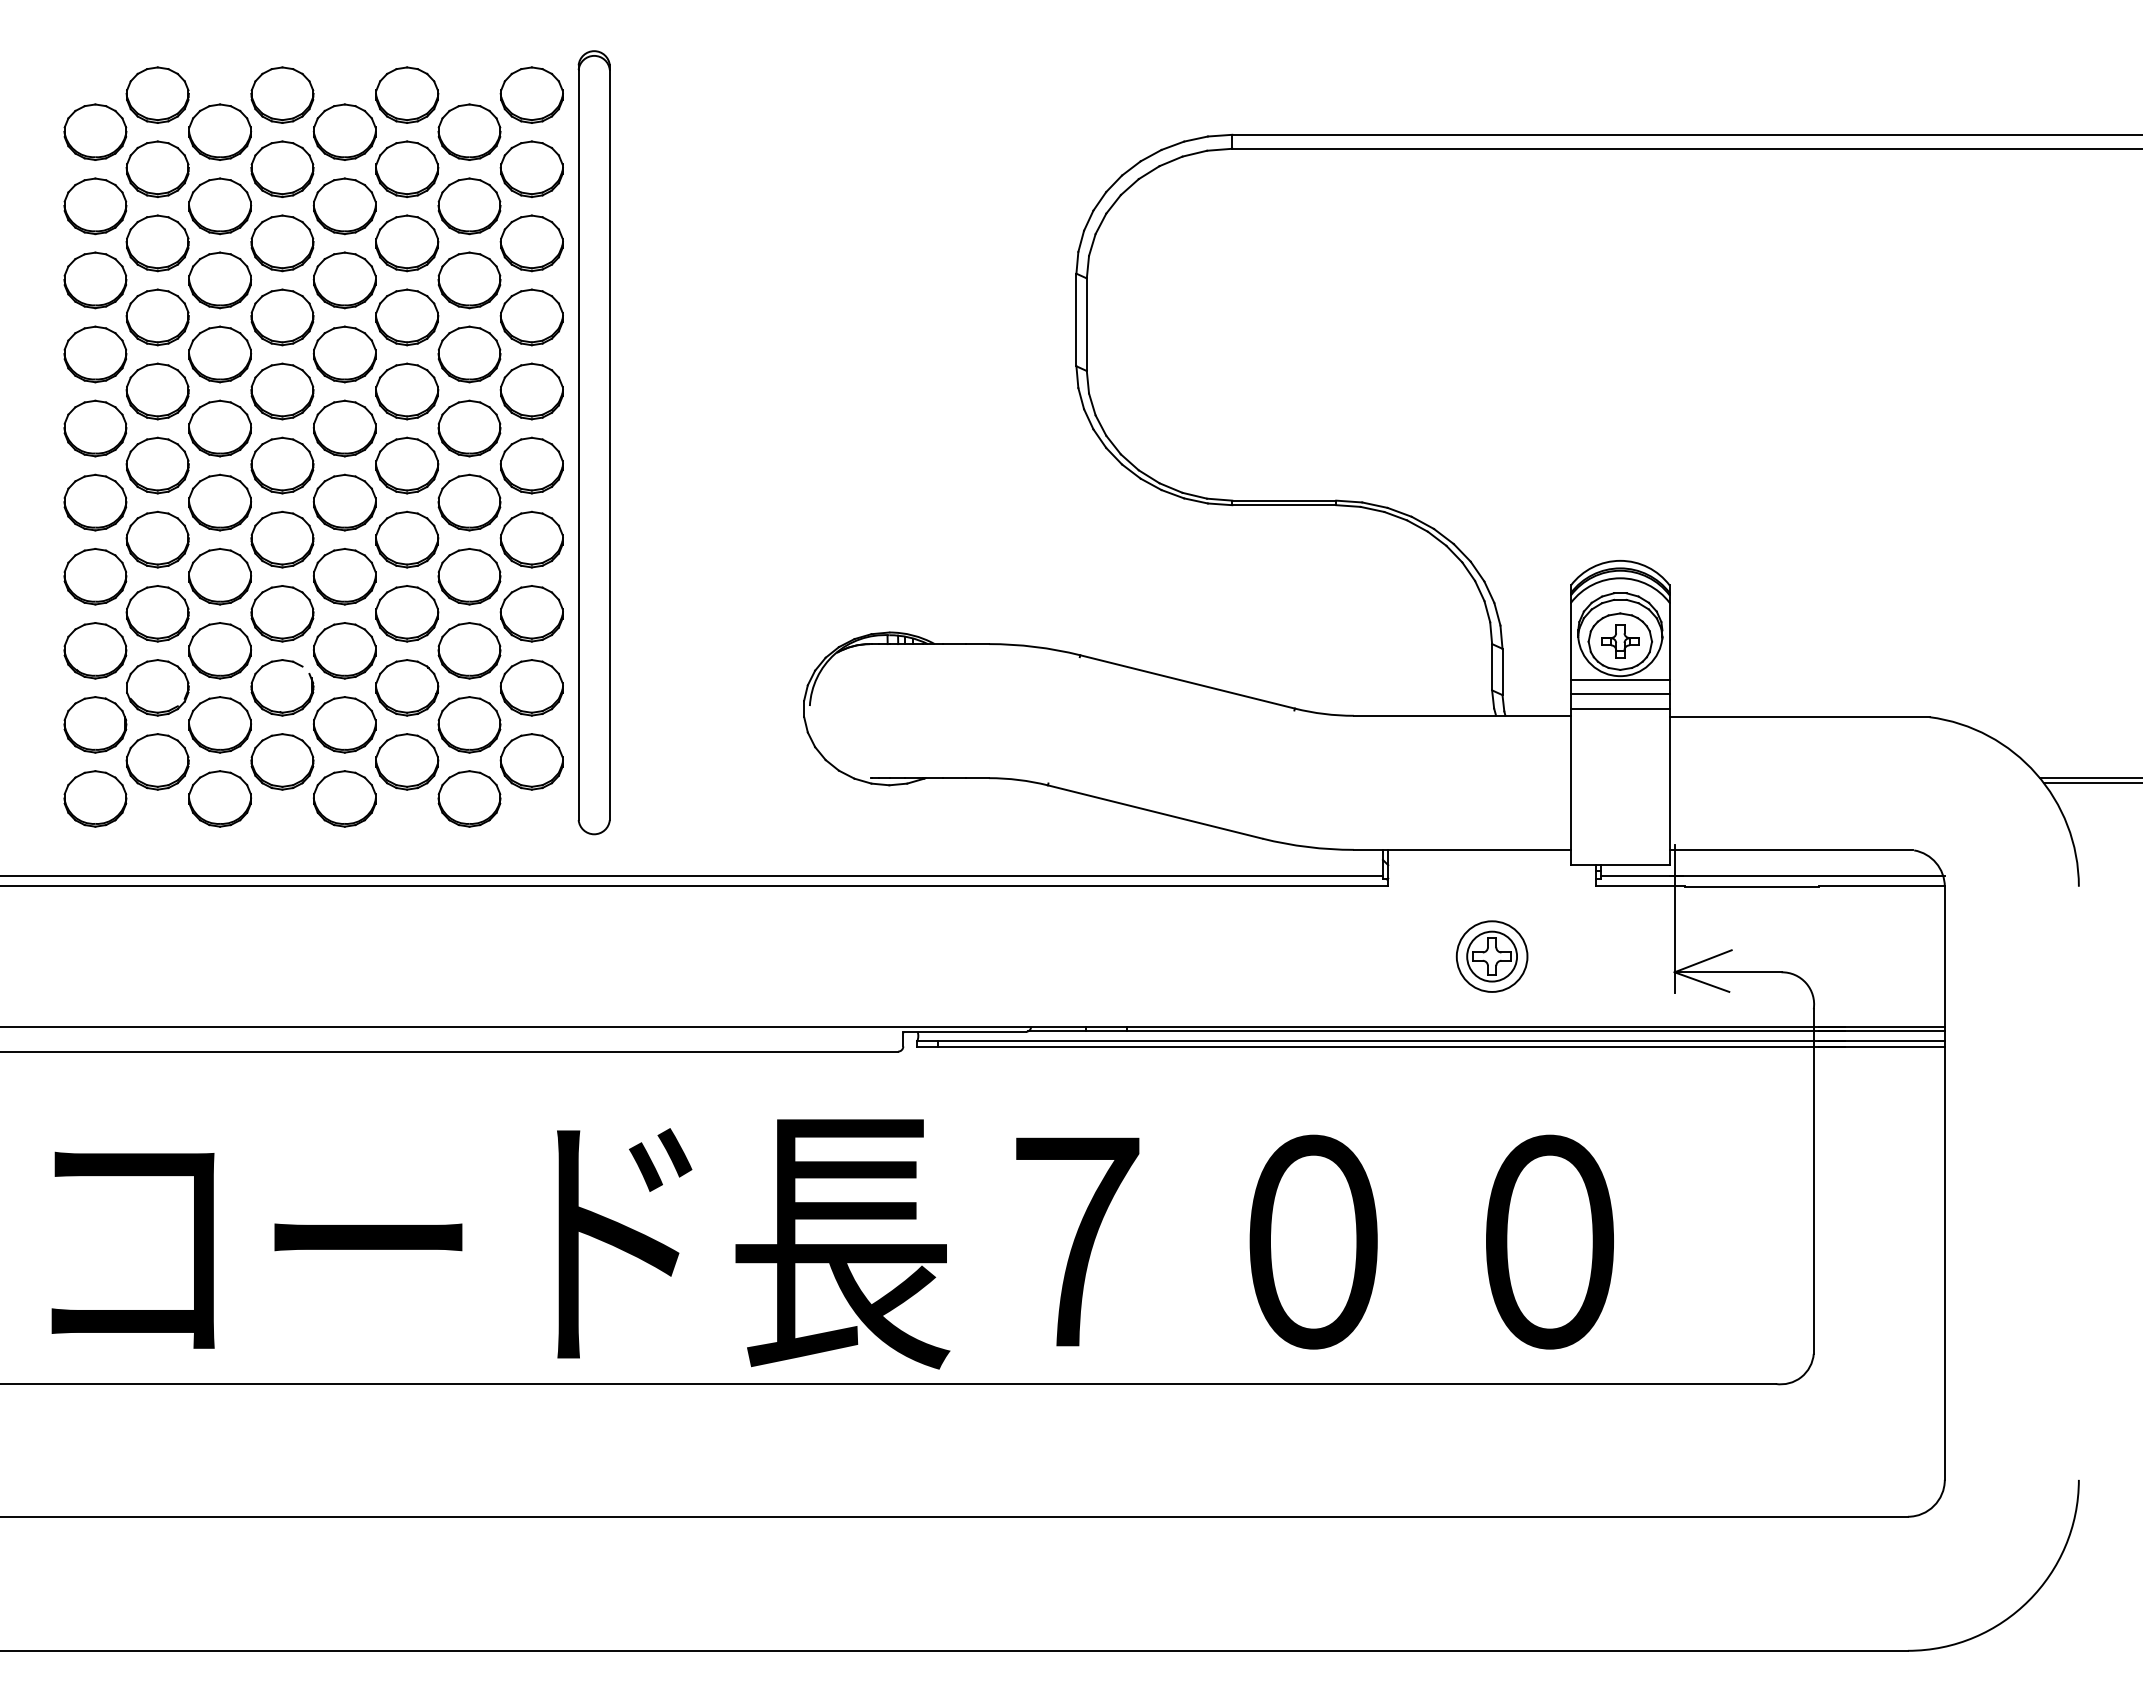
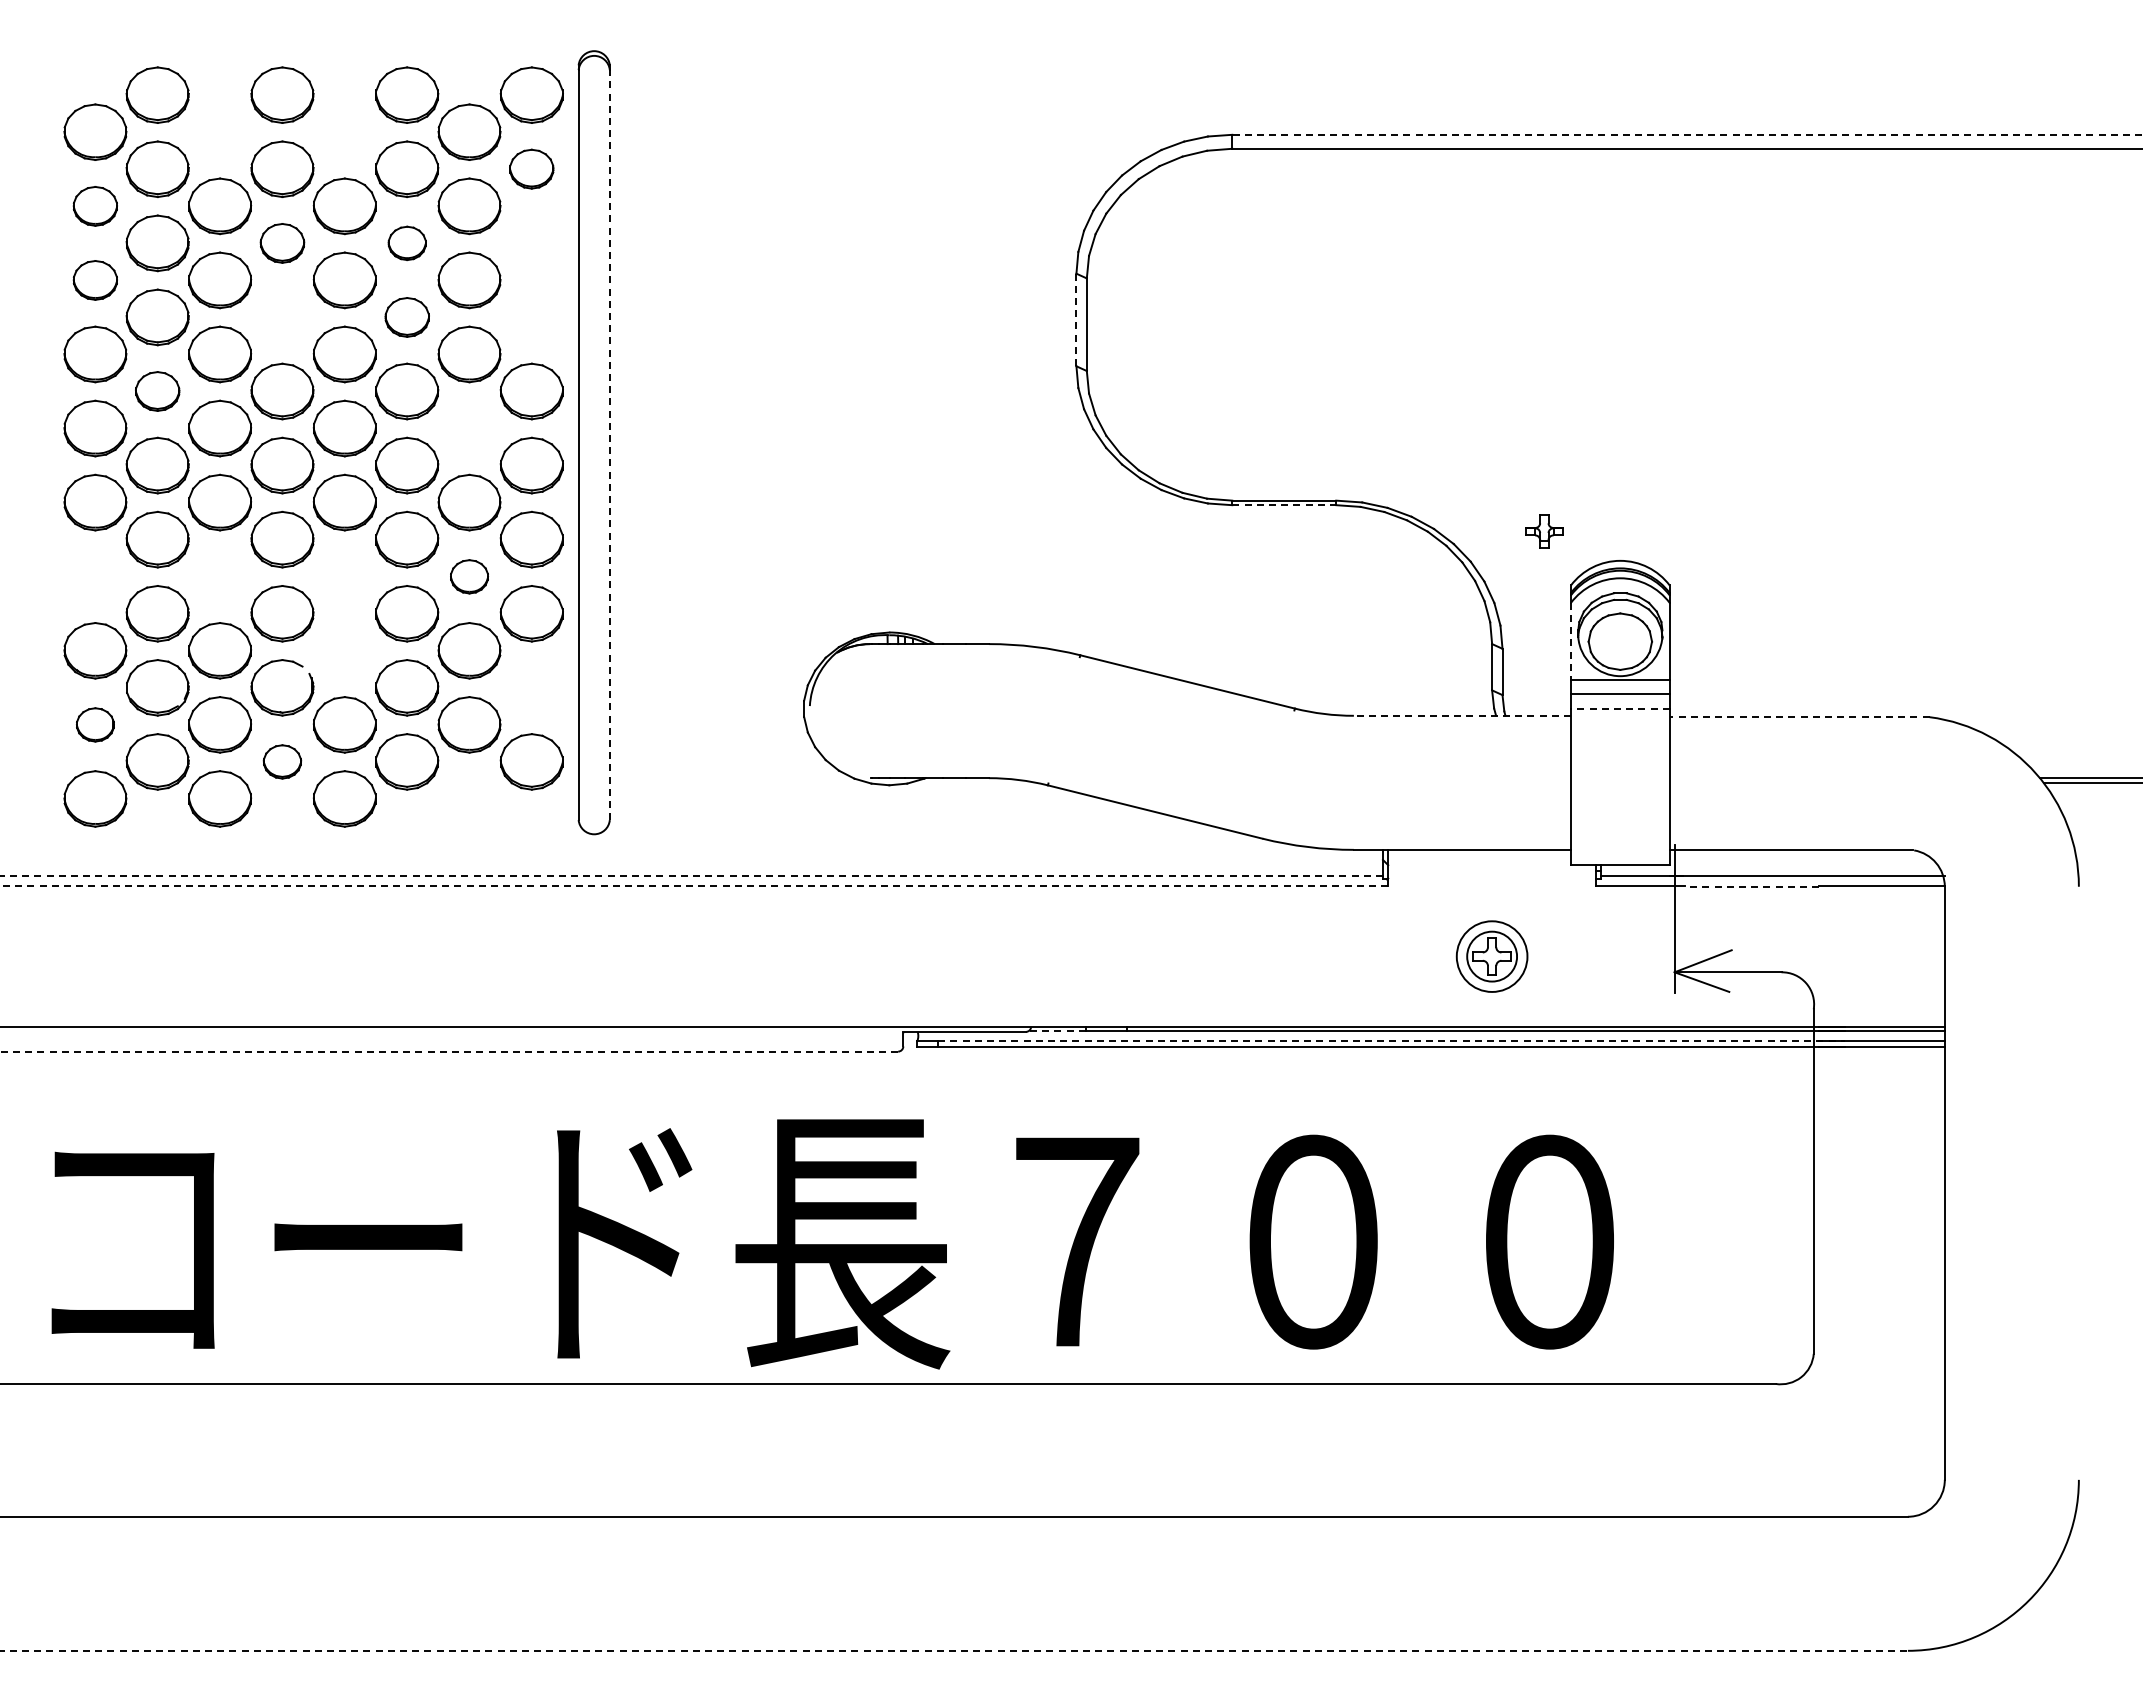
part: present -> none (220, 131)
part: present -> none (344, 131)
line: solid -> dashed (1687, 134)
part size: 65x58 px -> 46x42 px (531, 168)
part size: 65x59 px -> 46x41 px (94, 206)
part size: 65x59 px -> 47x41 px (282, 243)
part size: 65x59 px -> 40x37 px (406, 243)
part: present -> none (531, 243)
part size: 65x59 px -> 46x41 px (94, 280)
part: present -> none (282, 317)
part size: 65x59 px -> 46x41 px (406, 317)
part: present -> none (531, 317)
line: solid -> dashed (1076, 320)
part size: 65x59 px -> 46x41 px (157, 391)
part: present -> none (469, 428)
line: solid -> dashed (609, 444)
line: solid -> dashed (1284, 505)
part: present -> none (95, 576)
part: present -> none (219, 576)
part: present -> none (344, 576)
part size: 65x58 px -> 39x36 px (469, 576)
line: solid -> dashed (1570, 641)
part position: (1620, 641) -> (1544, 531) (1544, 531)
part: present -> none (344, 650)
part: present -> none (531, 687)
line: solid -> dashed (1619, 709)
line: solid -> dashed (1462, 715)
line: solid -> dashed (1799, 717)
part size: 65x58 px -> 39x36 px (95, 724)
part size: 65x58 px -> 41x36 px (282, 761)
part: present -> none (469, 798)
line: solid -> dashed (691, 875)
line: solid -> dashed (694, 885)
line: solid -> dashed (1751, 886)
line: solid -> dashed (1056, 1031)
line: solid -> dashed (1392, 1040)
line: solid -> dashed (449, 1051)
line: solid -> dashed (954, 1650)
